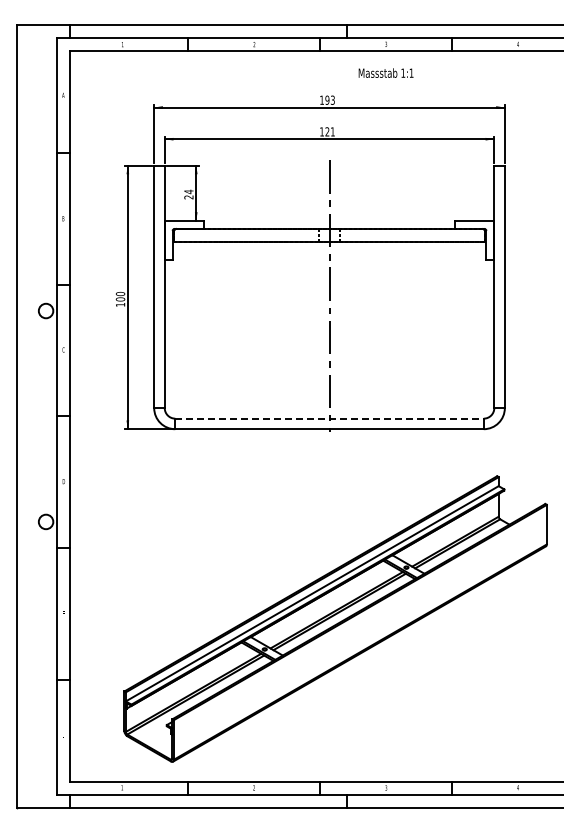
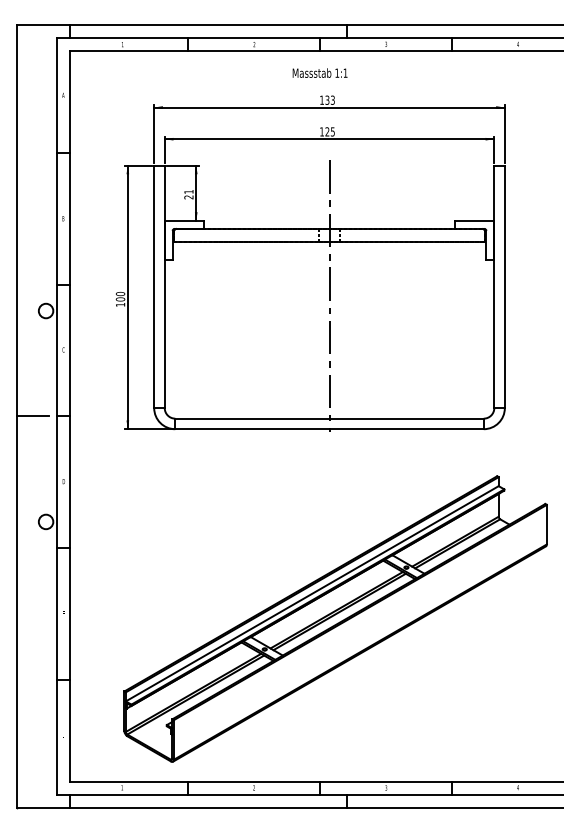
text position: (385, 72) -> (319, 72) (319, 72)
text: 193 -> 133 (327, 99)
text: 121 -> 125 (332, 131)
text: 24 -> 21 (188, 191)
line: none -> present (32, 416)
line: dashed -> solid (330, 418)
